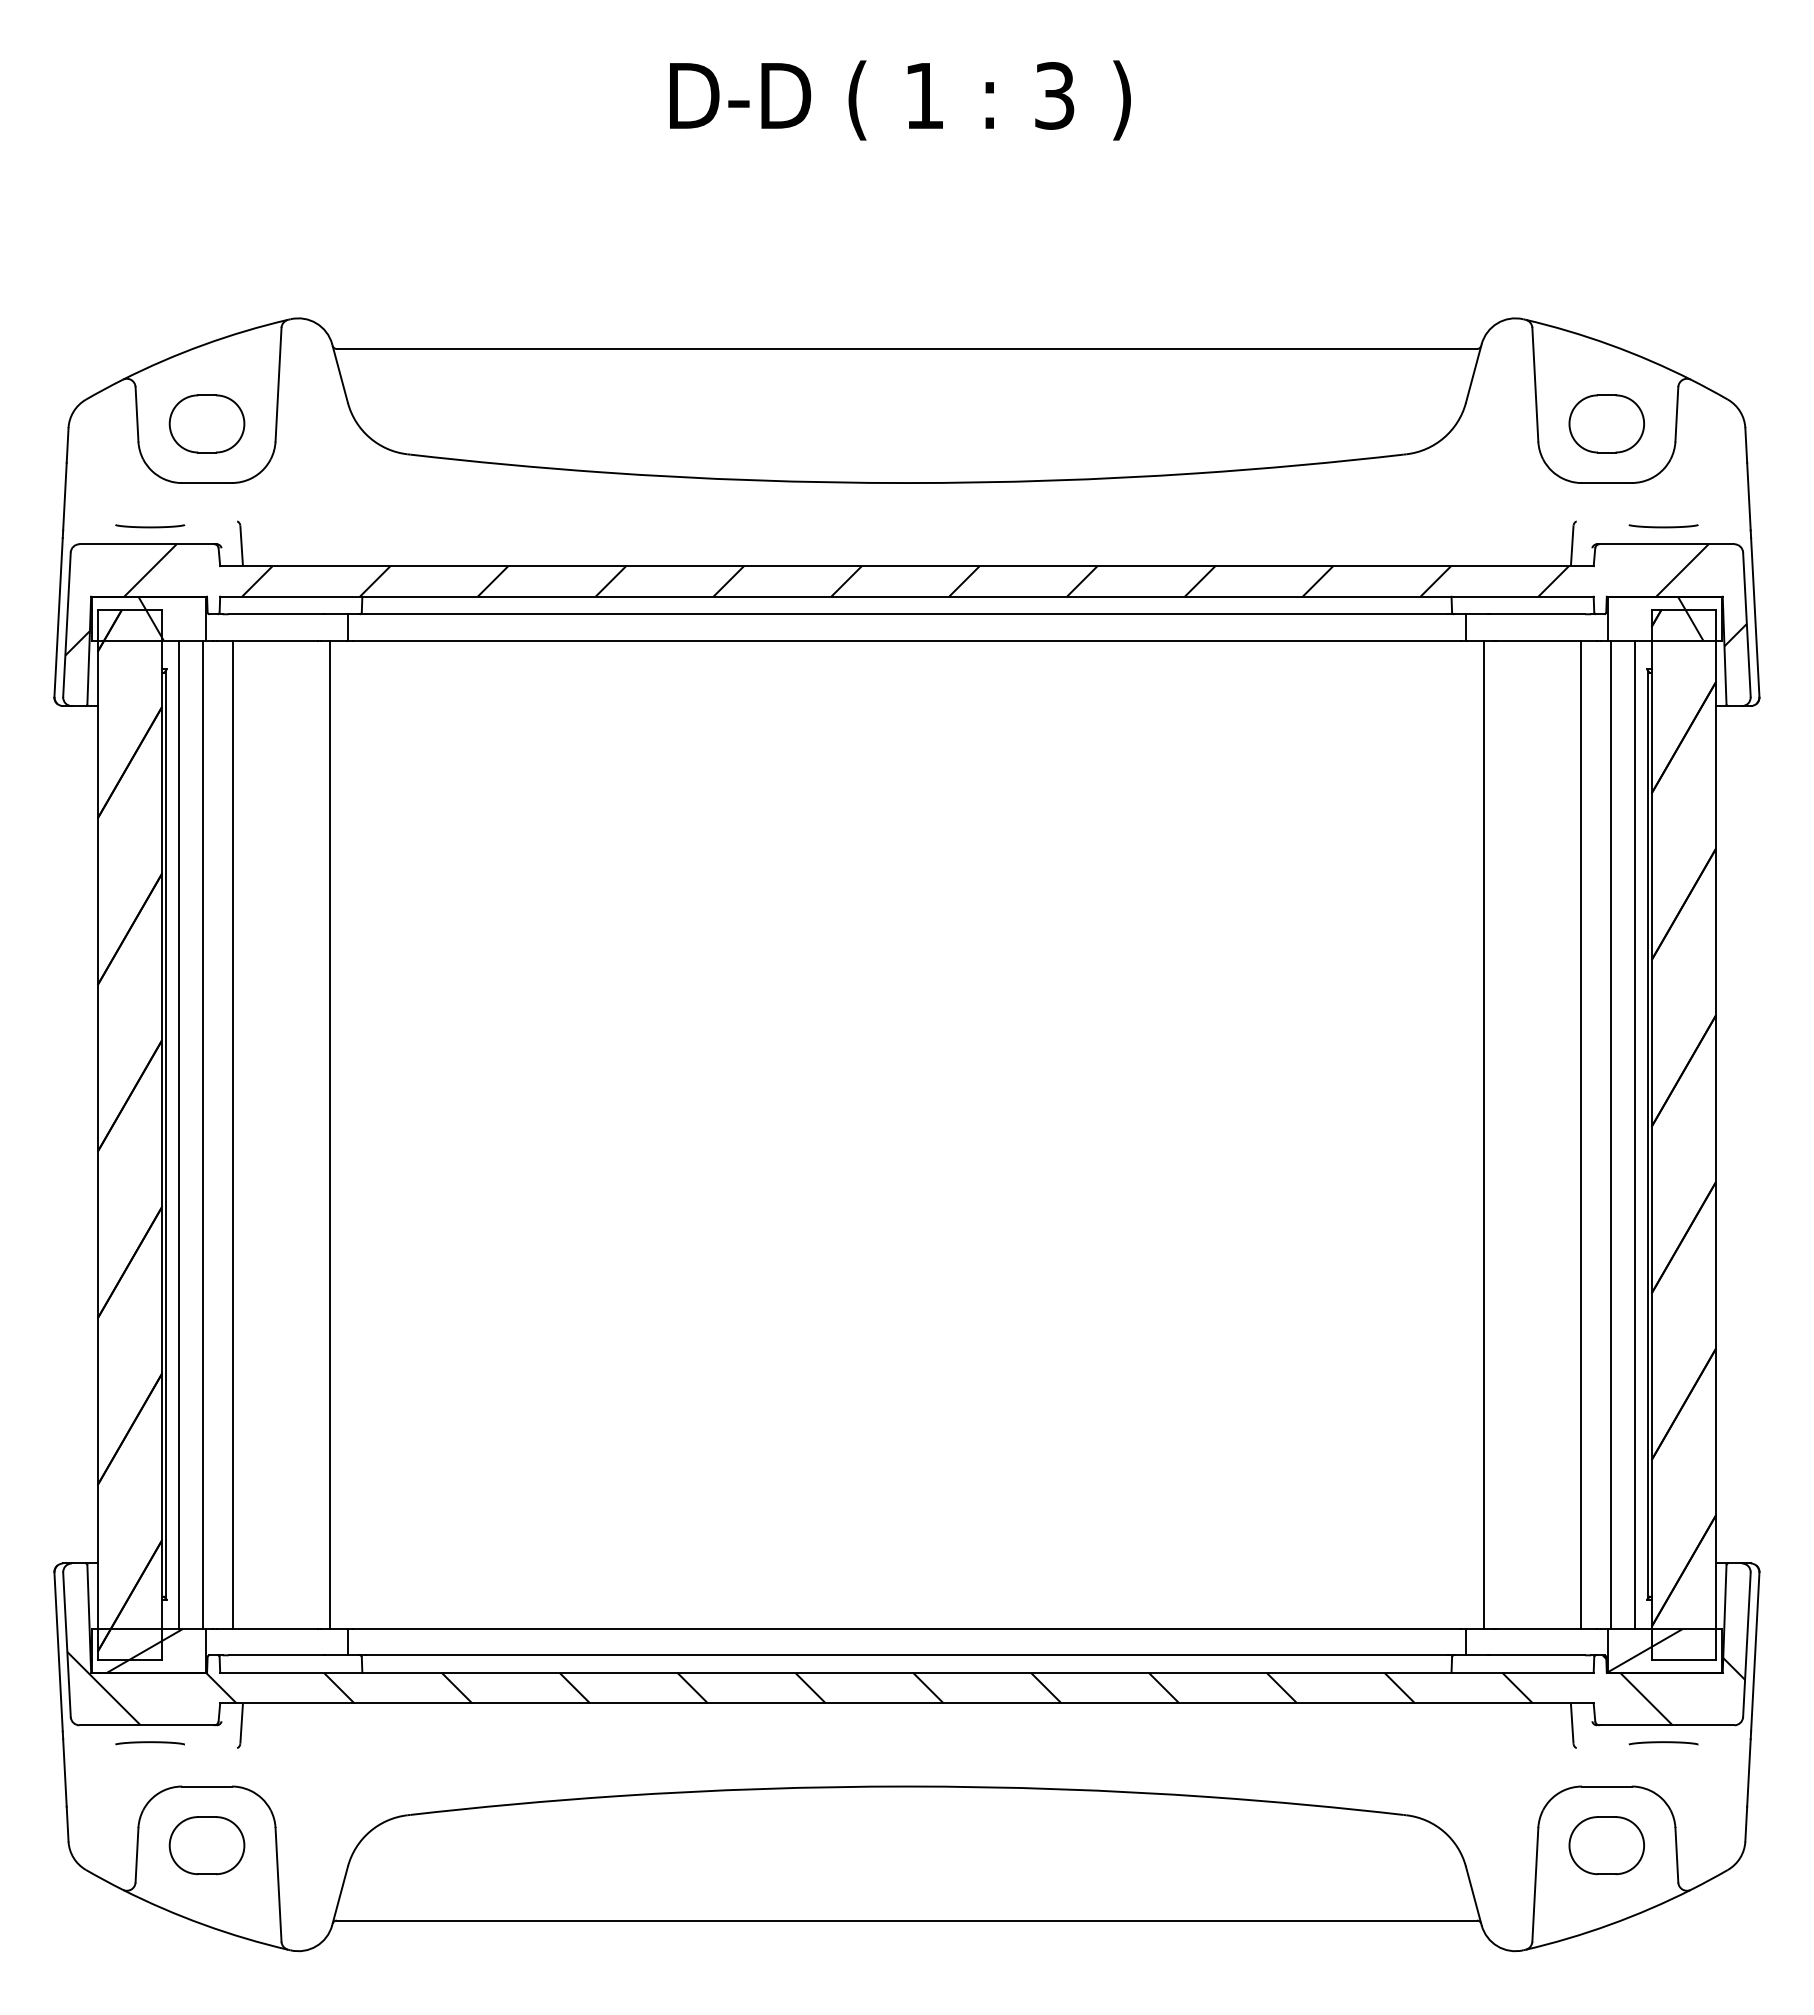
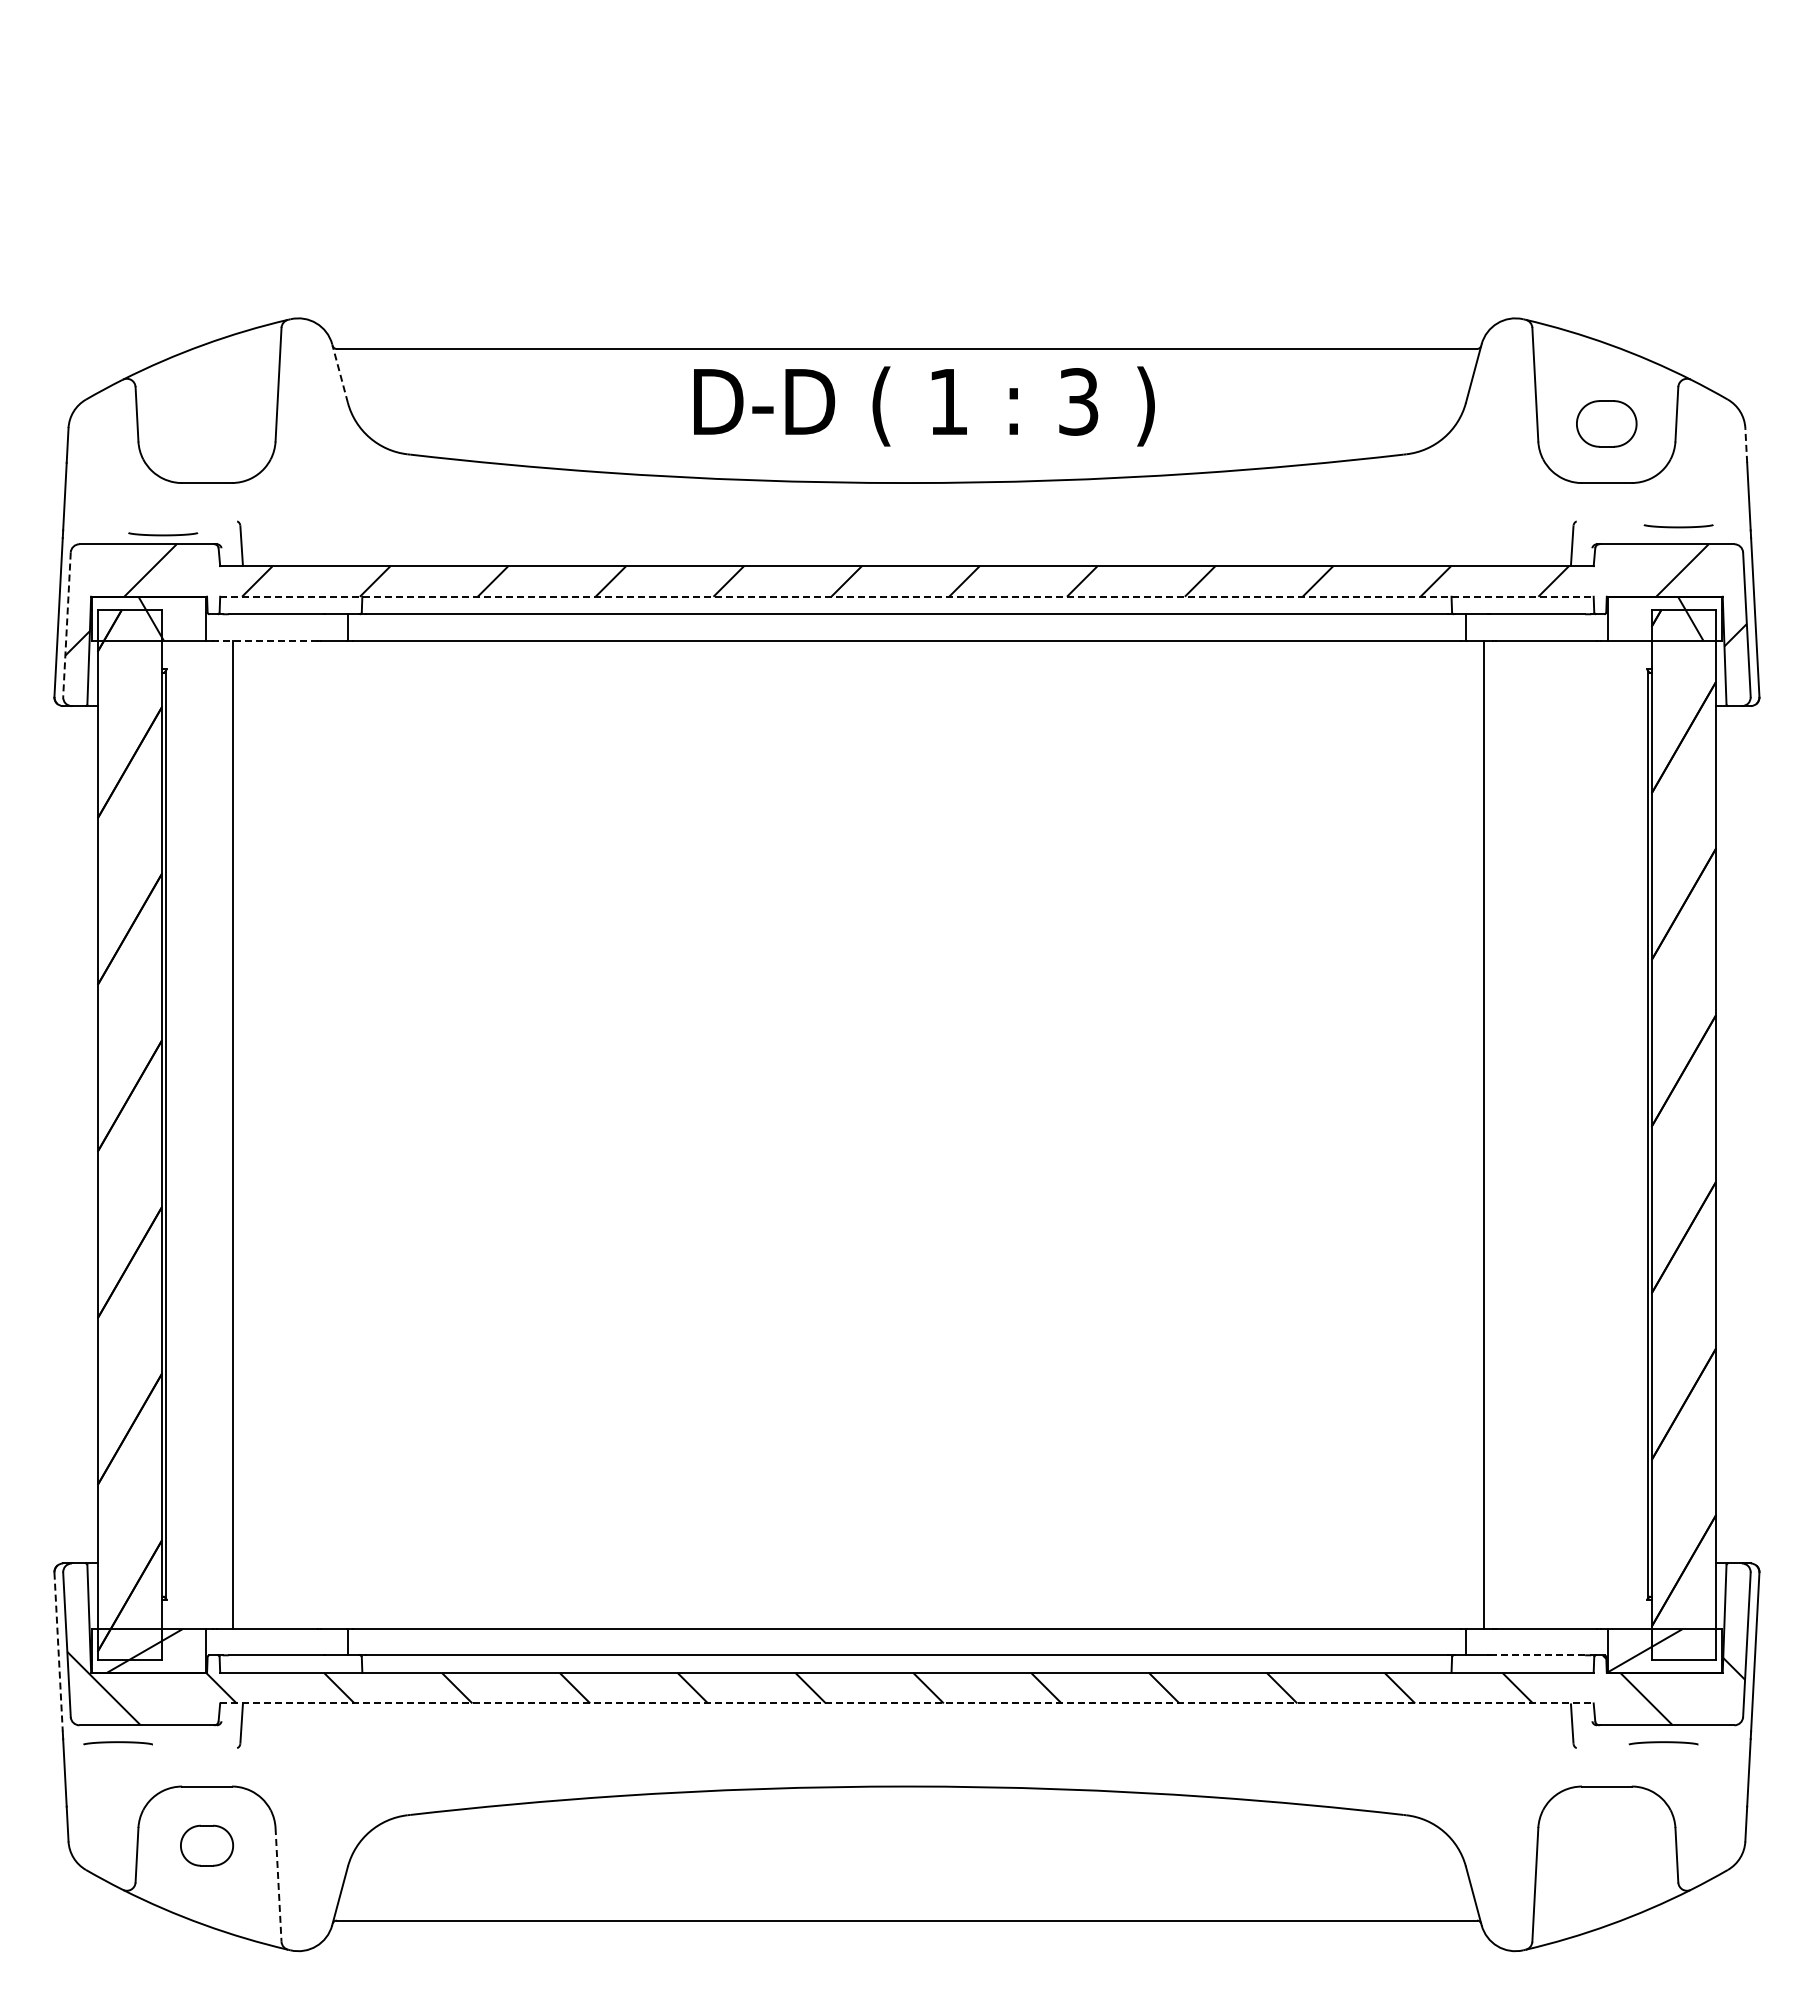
text position: (900, 100) -> (924, 406) (924, 406)
line: solid -> dashed (339, 373)
part: present -> none (206, 423)
part size: 77x60 px -> 62x48 px (1606, 423)
line: solid -> dashed (1746, 444)
curve position: (150, 526) -> (163, 534) (163, 534)
curve position: (1663, 526) -> (1678, 526) (1678, 526)
line: solid -> dashed (906, 596)
line: solid -> dashed (66, 625)
line: solid -> dashed (267, 640)
line: present -> none (179, 1134)
line: present -> none (203, 1134)
line: present -> none (329, 1134)
line: present -> none (1581, 1134)
line: present -> none (1610, 1134)
line: present -> none (1634, 1134)
line: solid -> dashed (58, 1652)
line: solid -> dashed (1537, 1655)
line: solid -> dashed (906, 1703)
curve position: (149, 1743) -> (117, 1743) (117, 1743)
part size: 78x60 px -> 55x43 px (207, 1845)
part: present -> none (1606, 1845)
line: solid -> dashed (278, 1884)
